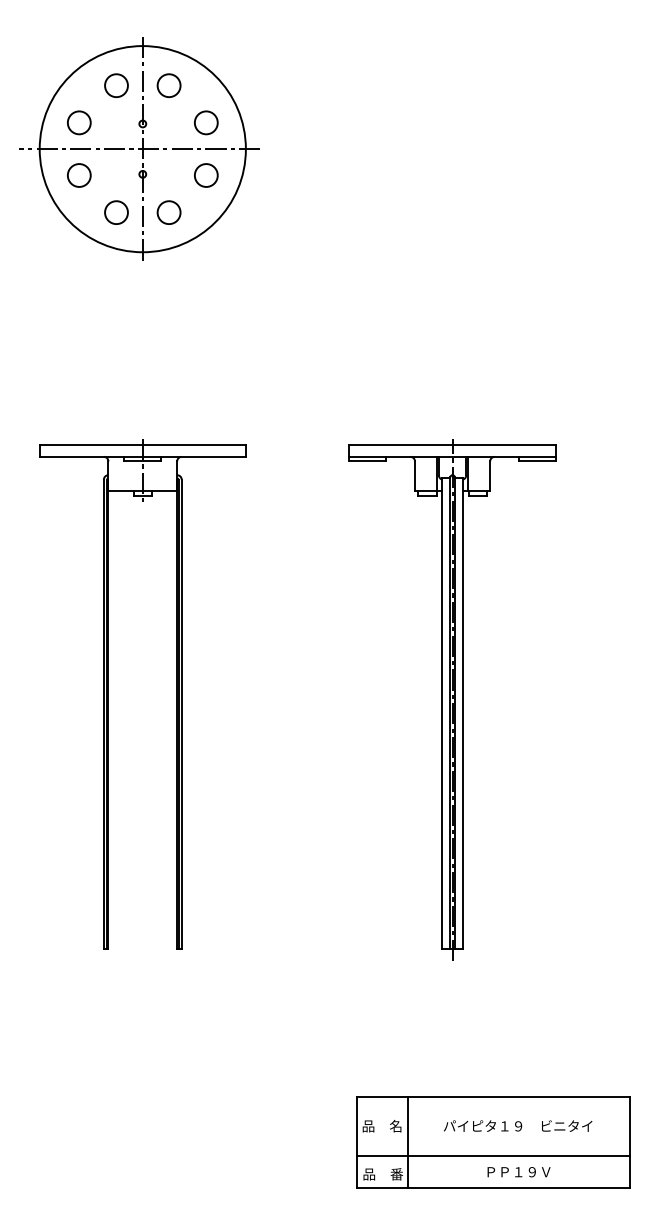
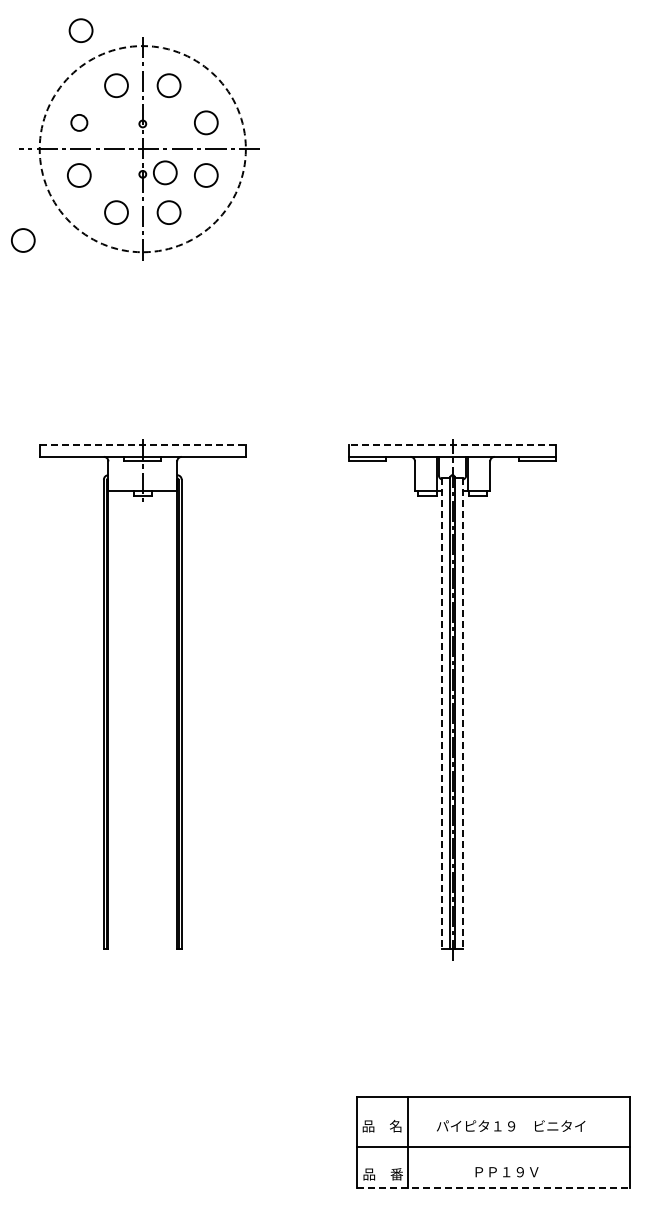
circle: none -> present (80, 30)
circle size: 25x26 px -> 19x18 px (79, 122)
circle: solid -> dashed (142, 149)
circle: none -> present (165, 172)
circle: none -> present (23, 240)
line: solid -> dashed (143, 445)
line: solid -> dashed (452, 445)
line: solid -> dashed (442, 714)
line: solid -> dashed (462, 714)
text position: (518, 1125) -> (511, 1125) (511, 1125)
line position: (493, 1156) -> (493, 1147) (493, 1147)
text position: (518, 1172) -> (506, 1172) (506, 1172)
line: solid -> dashed (493, 1188)
